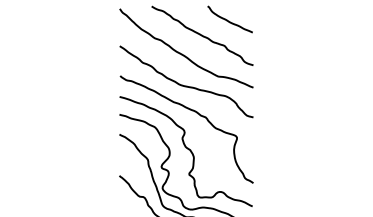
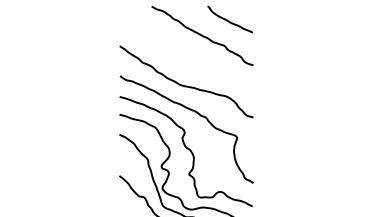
curve: present -> none (184, 54)
